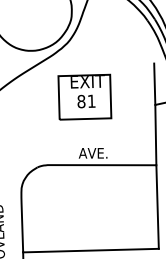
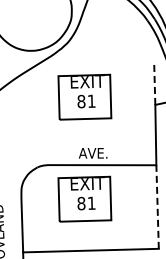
line: solid -> dashed (154, 84)
part: none -> present (84, 198)
line: solid -> dashed (157, 207)
